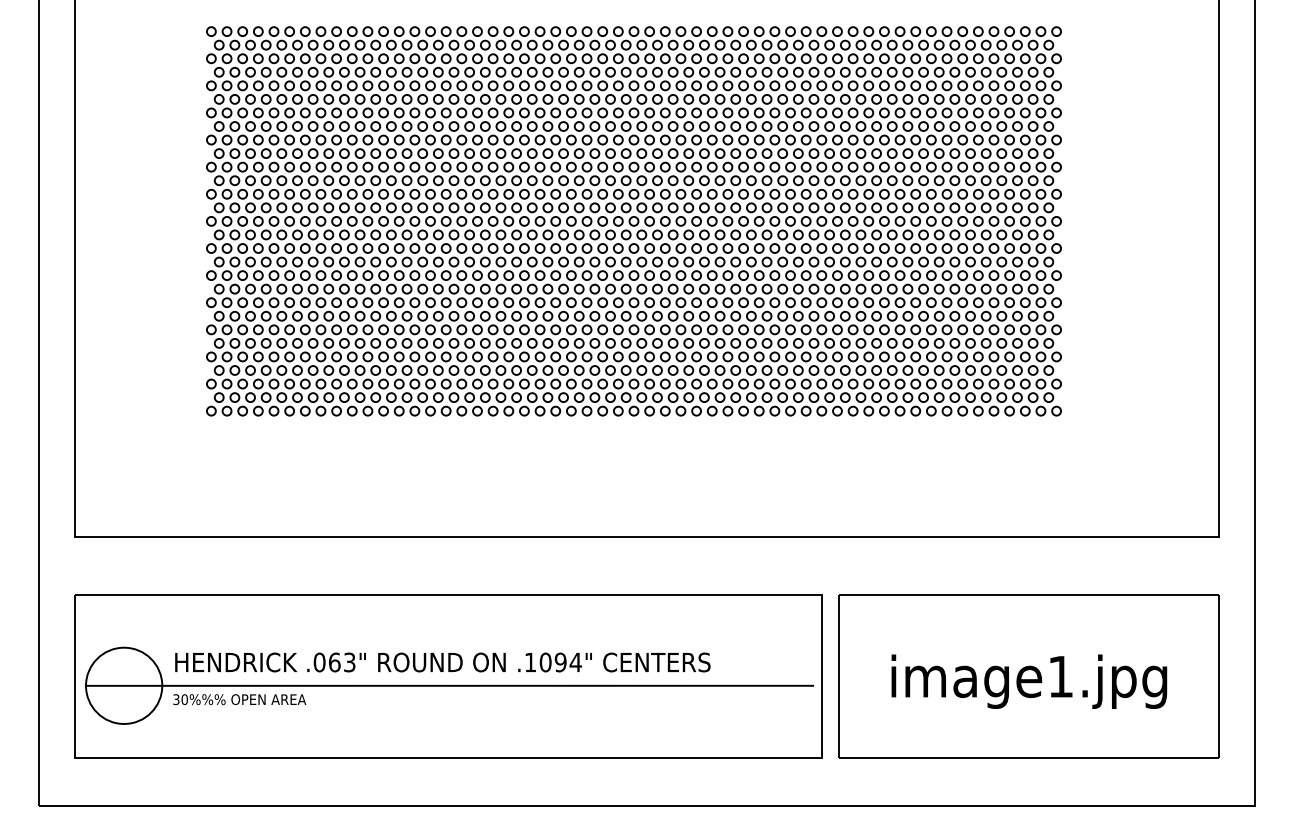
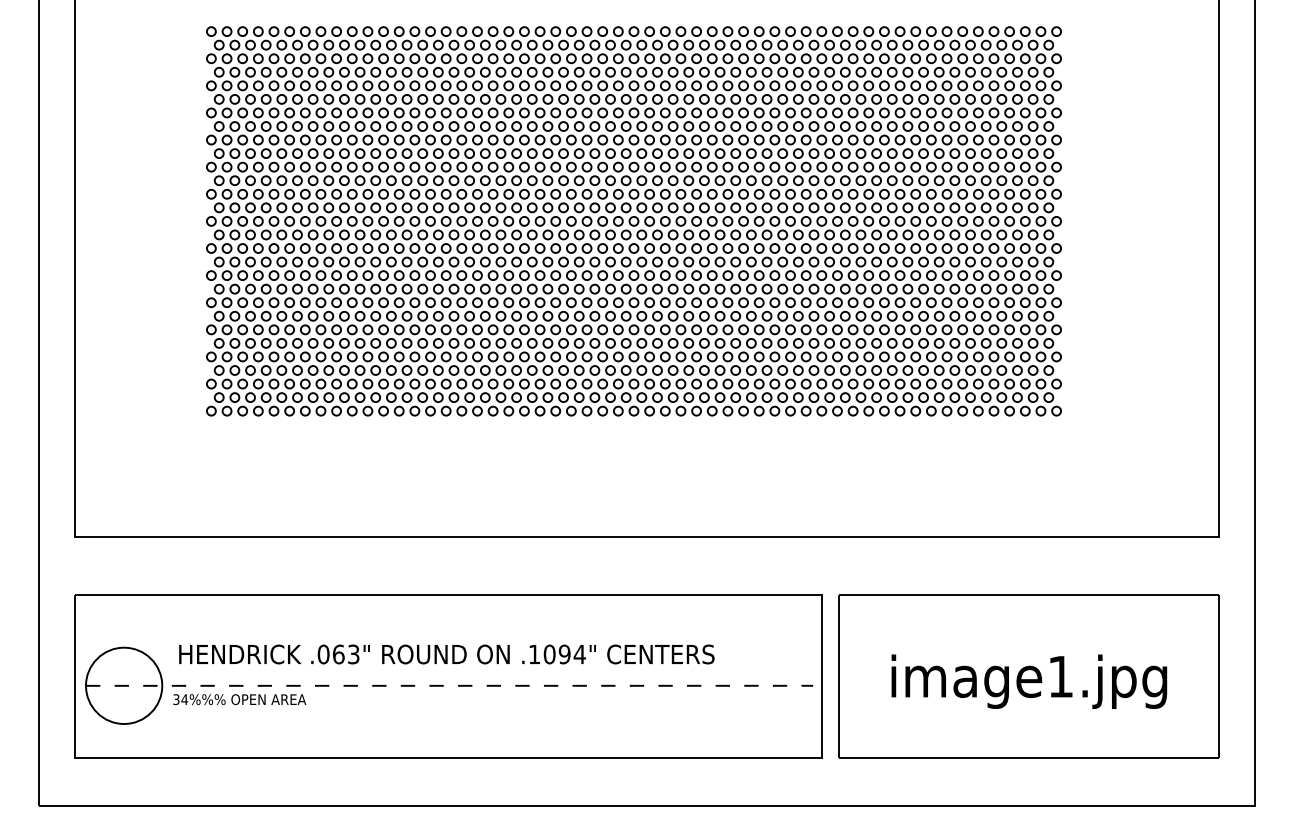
text position: (442, 662) -> (446, 654) (446, 654)
line: solid -> dashed (449, 685)
text: 30%%% -> 34%%% (184, 699)
